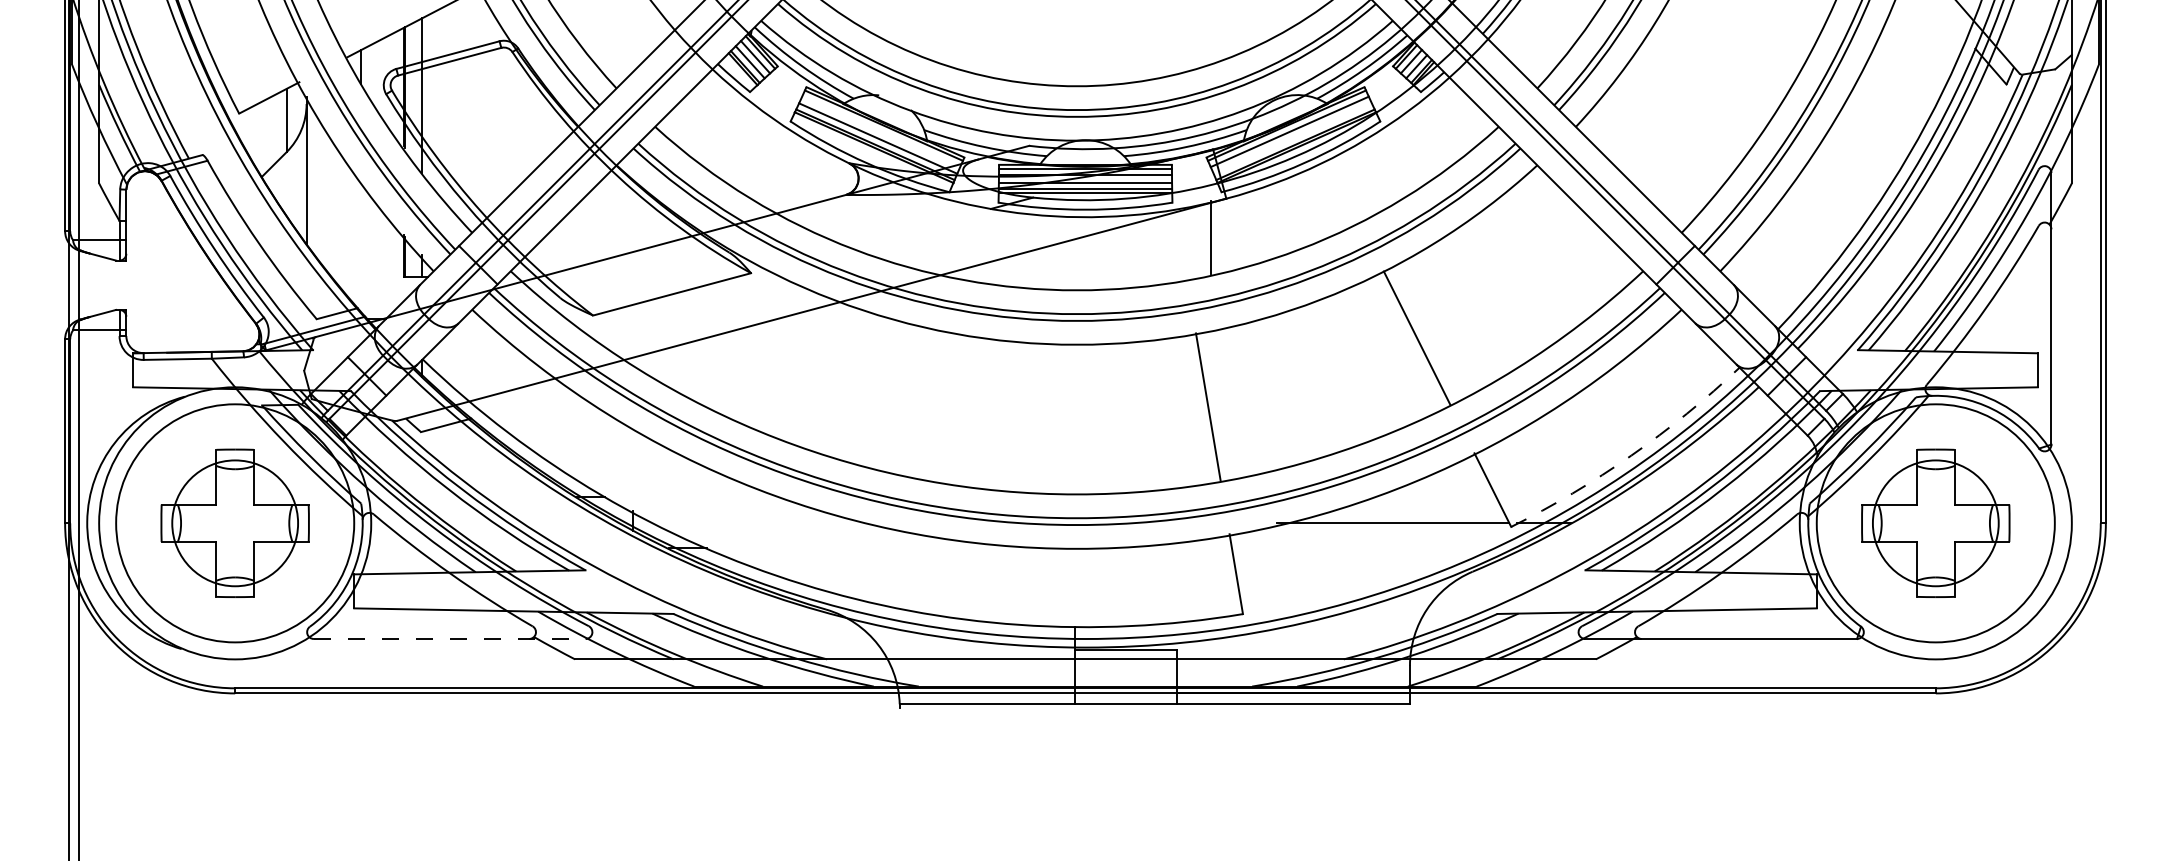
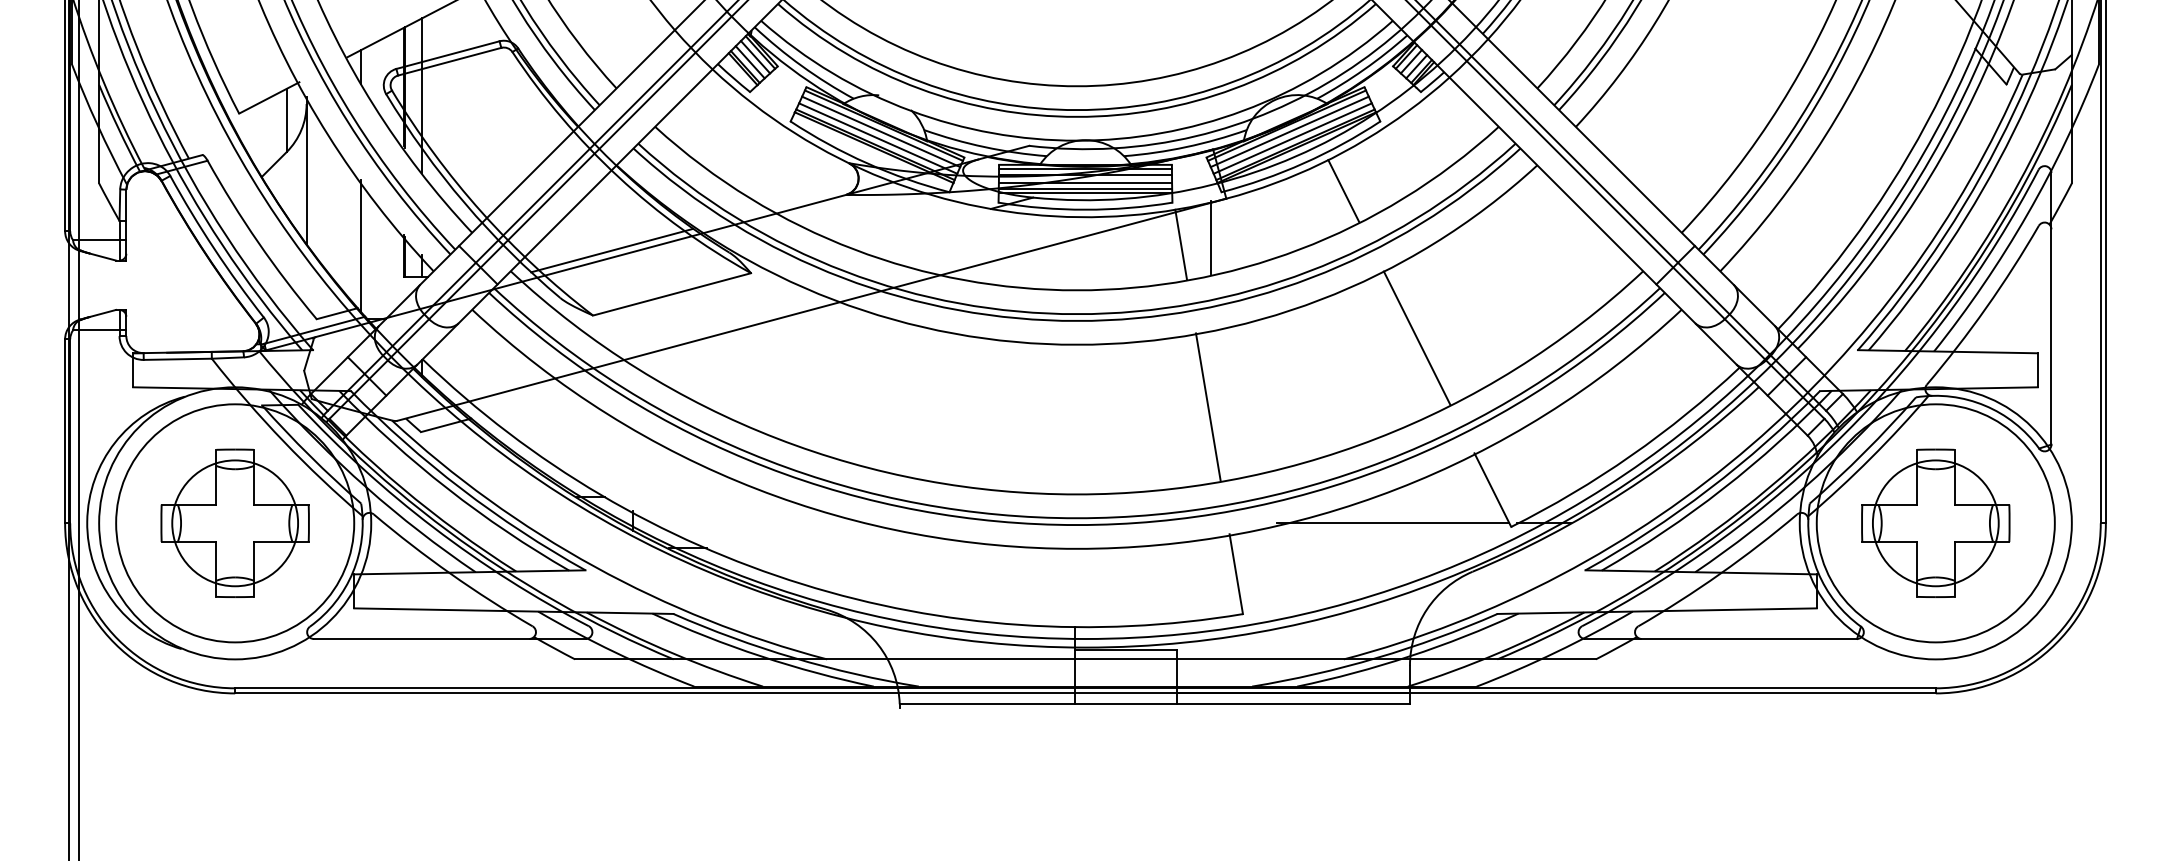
line: none -> present (881, 131)
line: none -> present (1292, 138)
line: none -> present (1343, 190)
line: none -> present (1181, 244)
line: none -> present (361, 245)
line: none -> present (612, 250)
arc: dashed -> solid (1631, 455)
line: dashed -> solid (449, 638)
